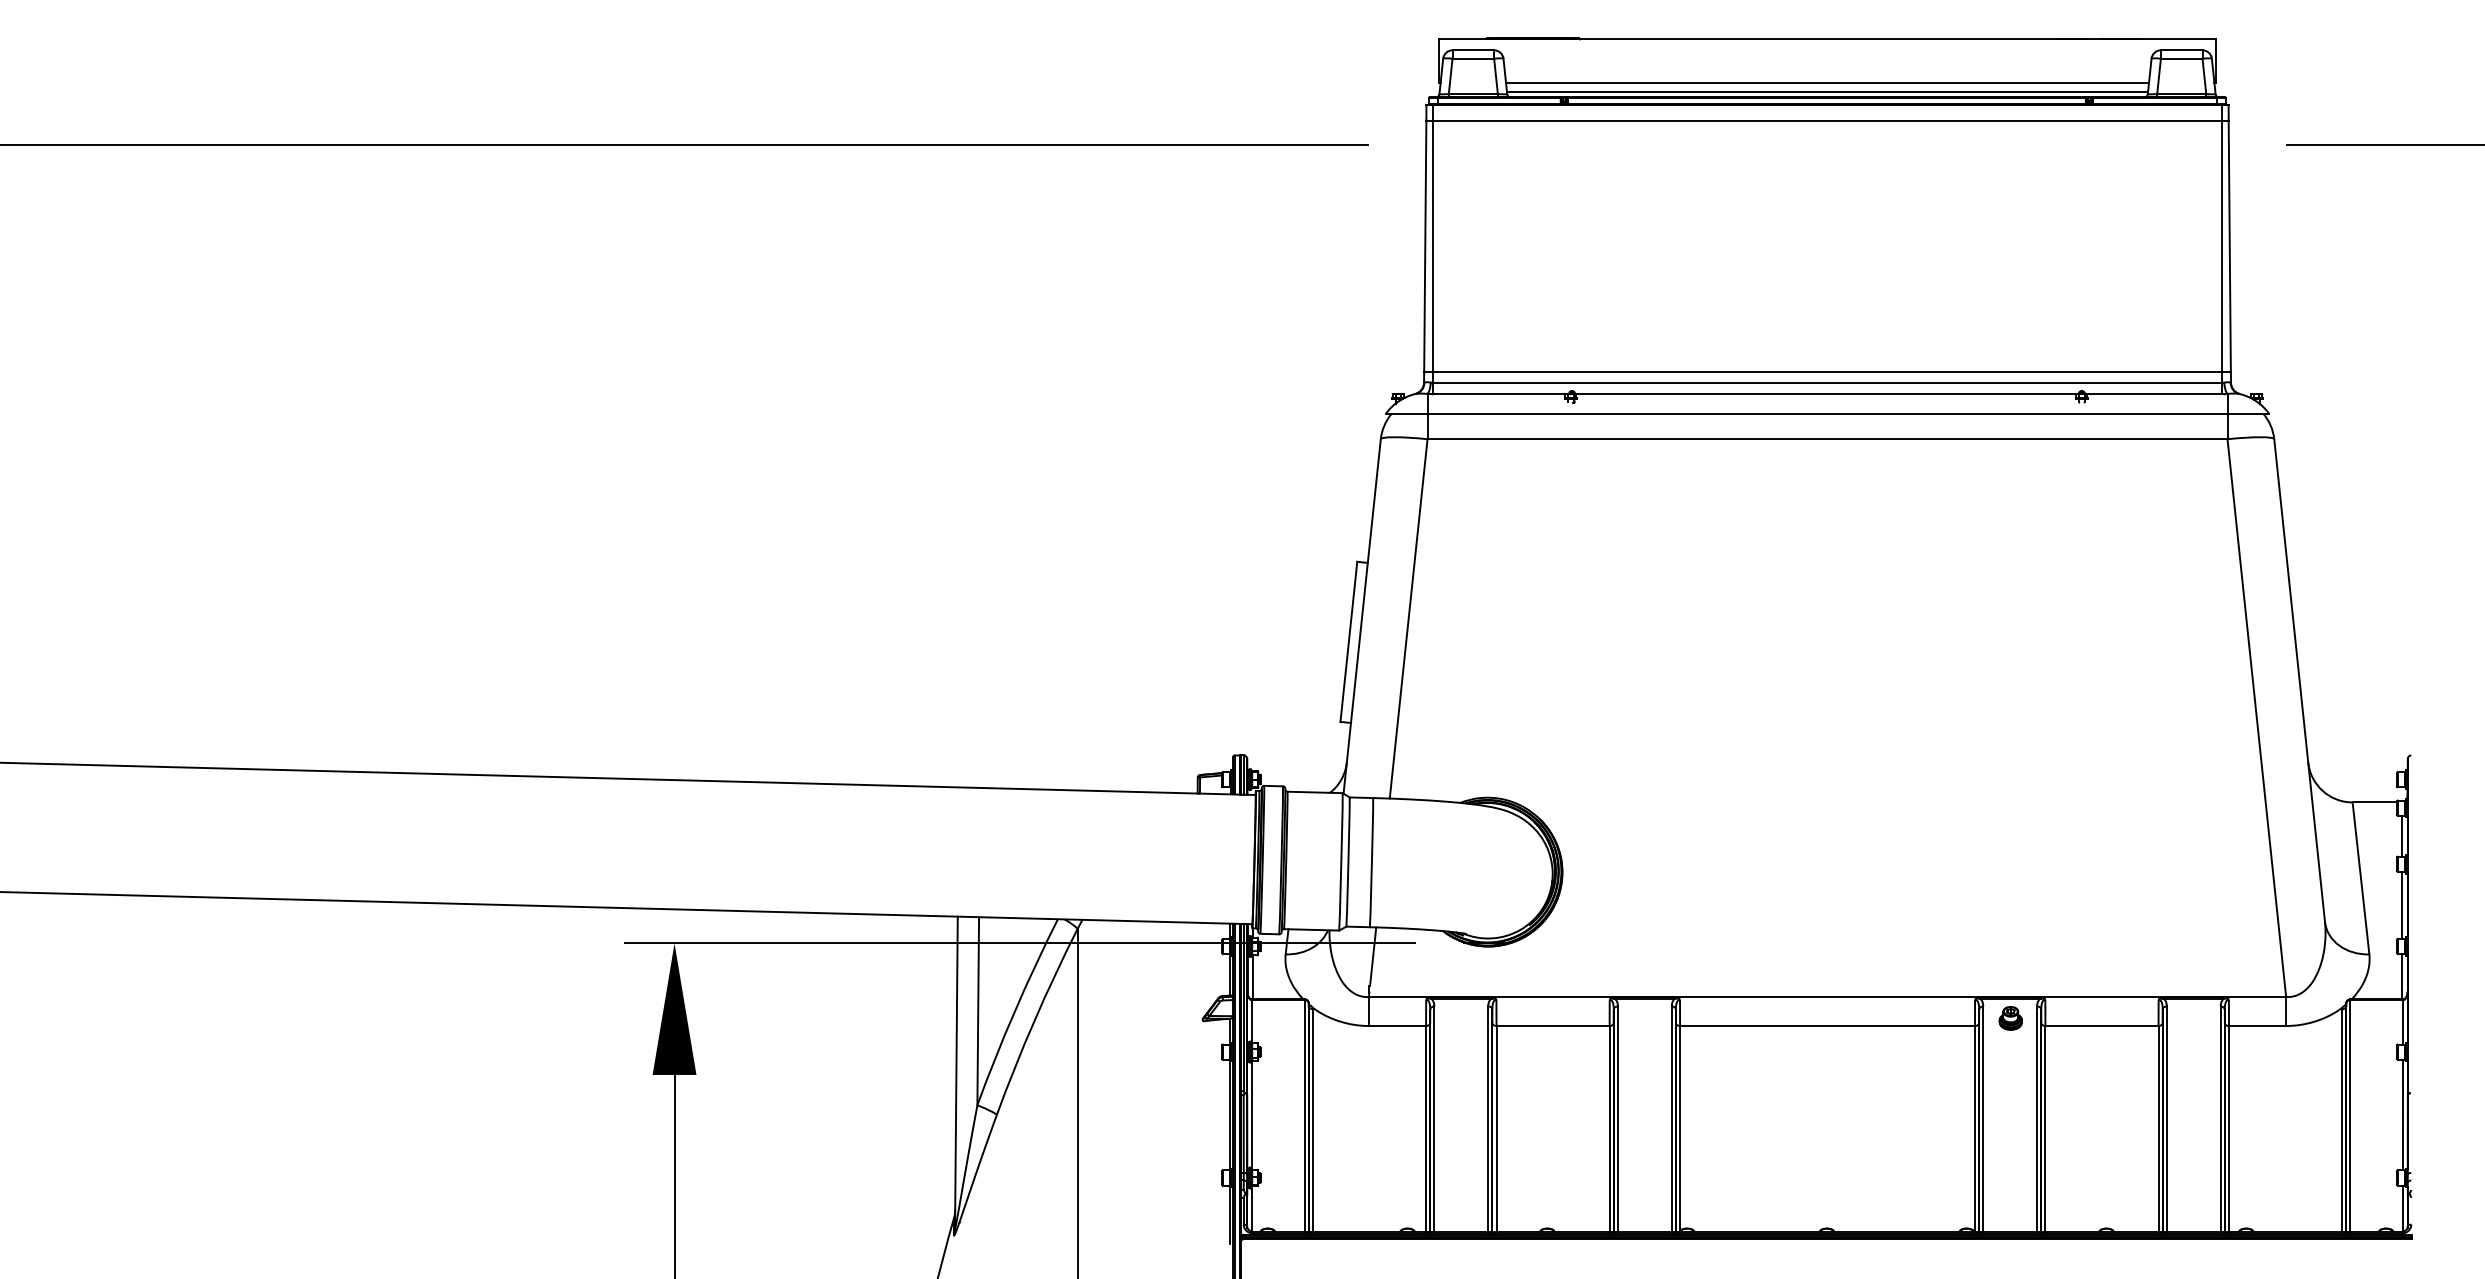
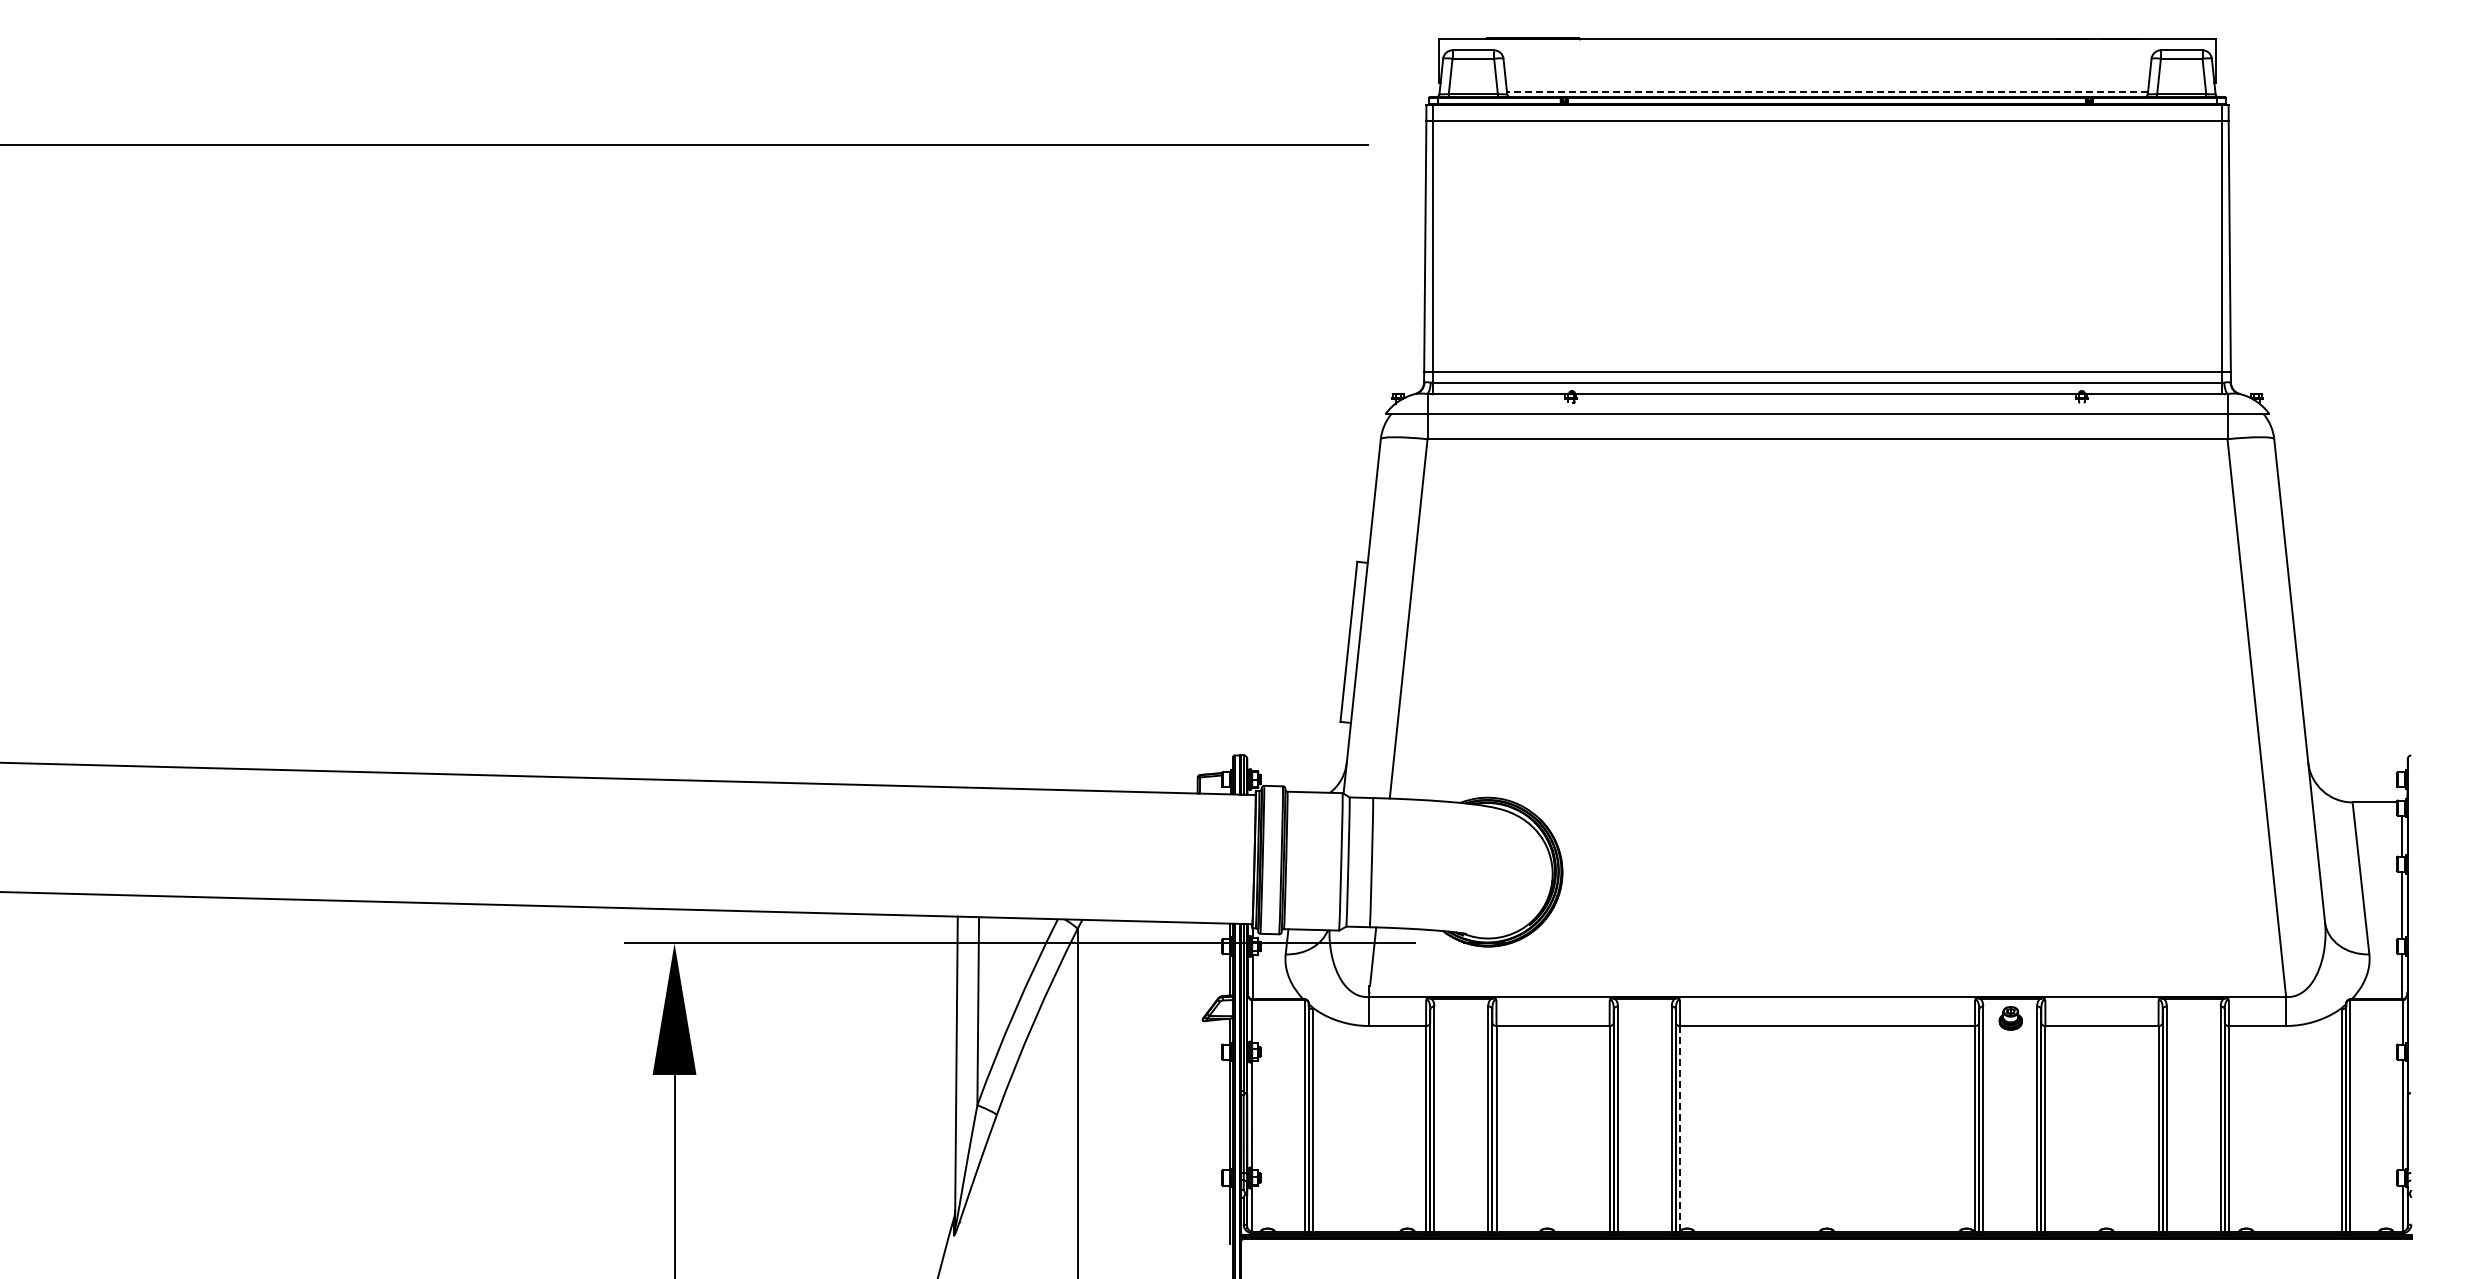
line: present -> none (1827, 82)
line: solid -> dashed (1827, 91)
line: present -> none (2384, 144)
line: solid -> dashed (1680, 1128)
